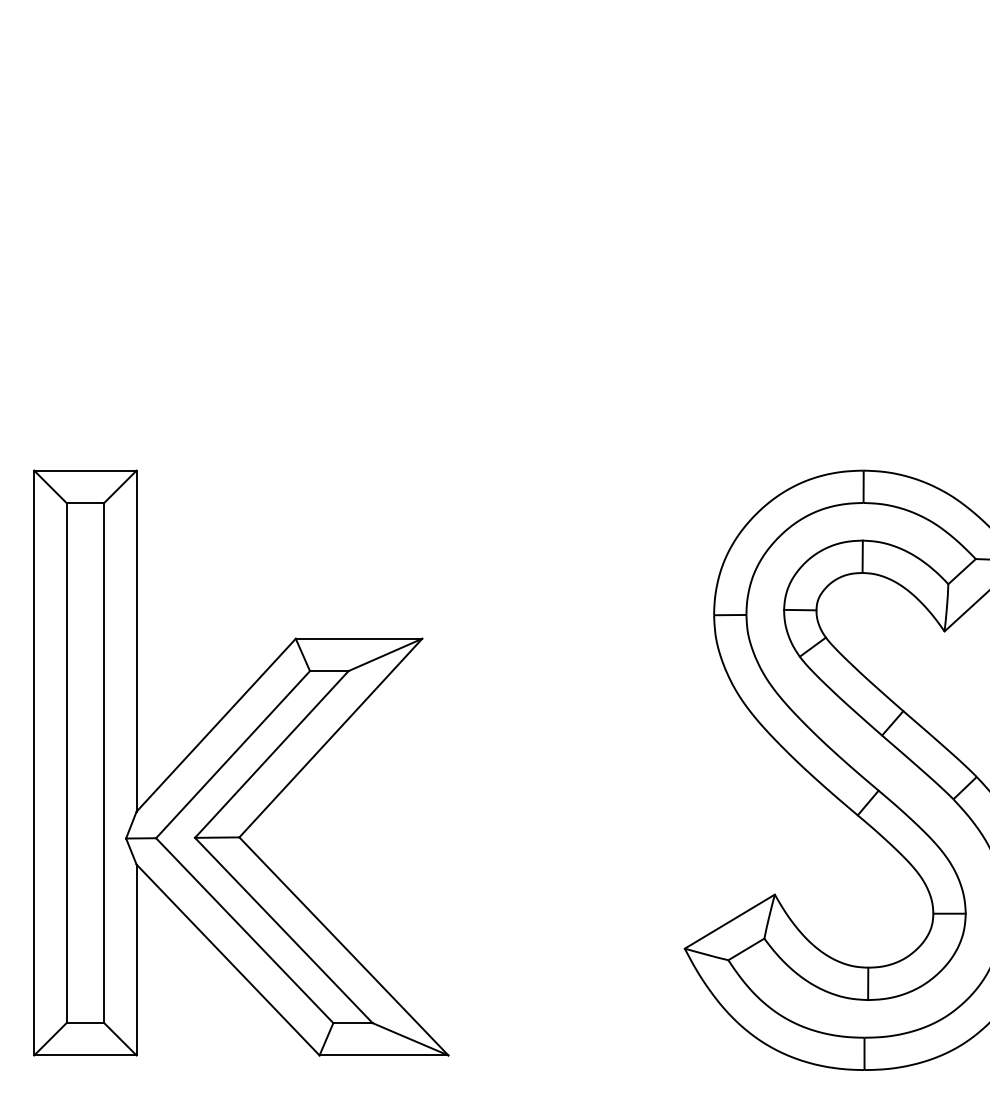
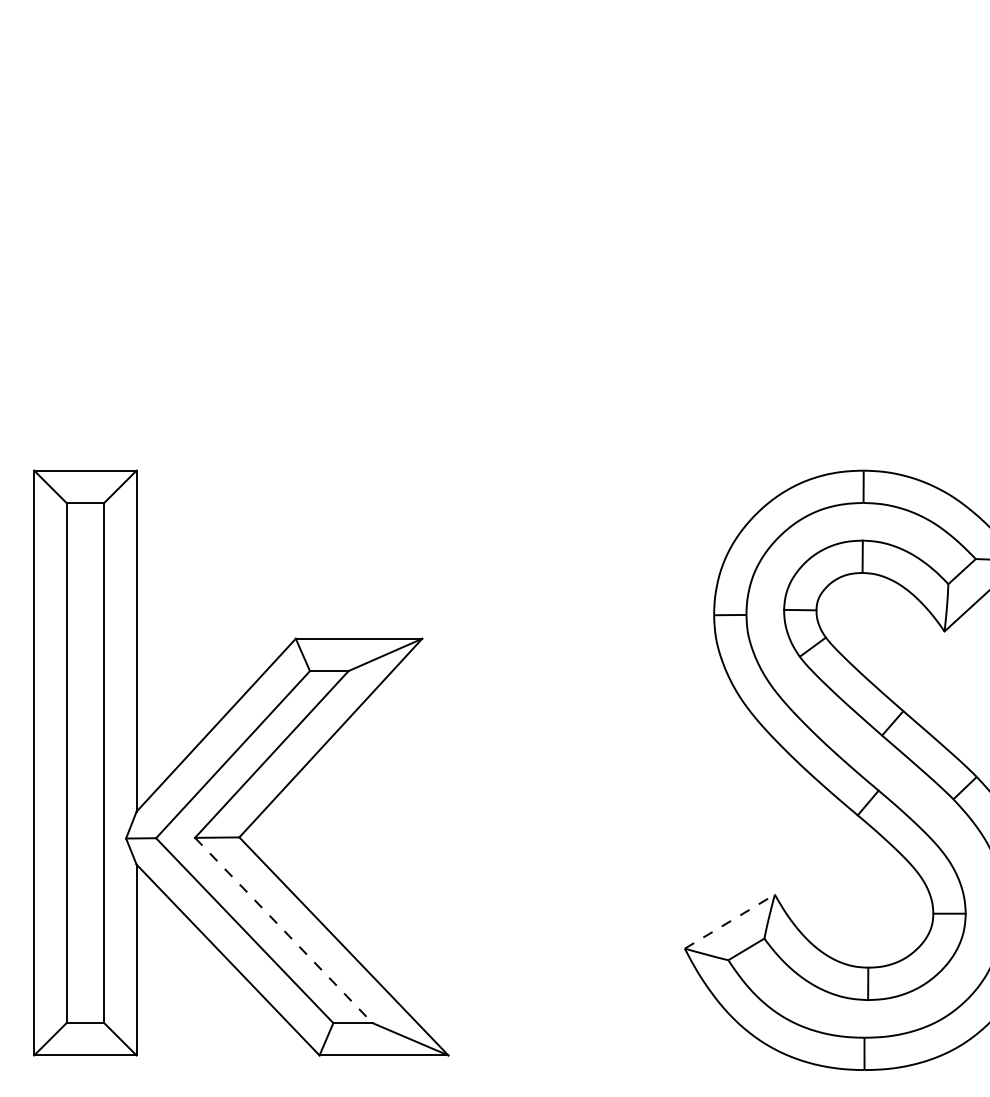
line: solid -> dashed (730, 921)
line: solid -> dashed (284, 930)
